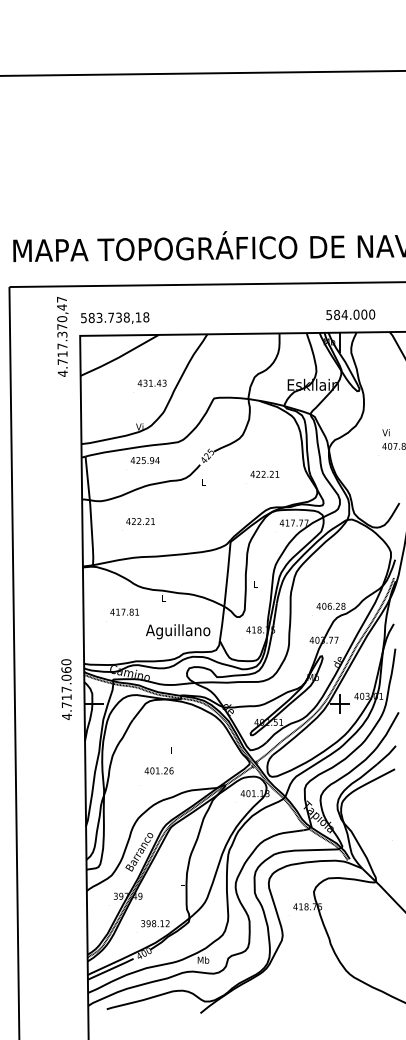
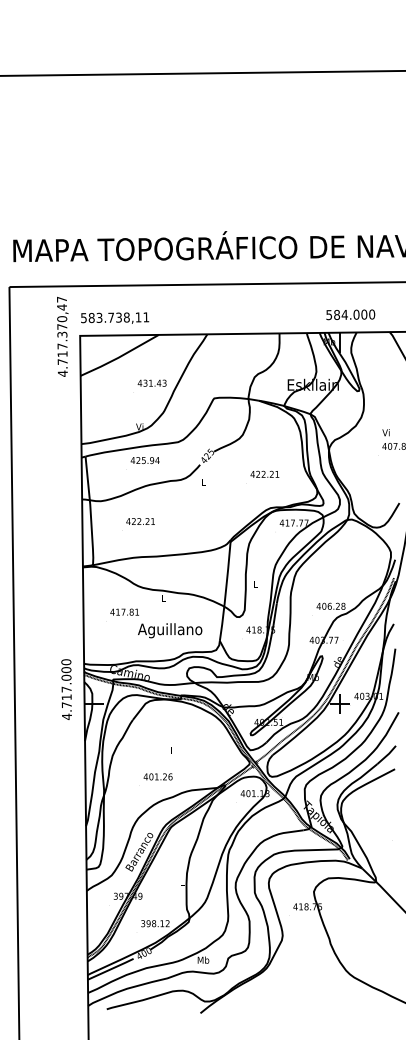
text: 583.738,18 -> 583.738,11 (146, 317)
text position: (178, 631) -> (170, 630) (170, 630)
text: 4.717.060 -> 4.717.000 (66, 669)
text position: (158, 770) -> (157, 776) (157, 776)
